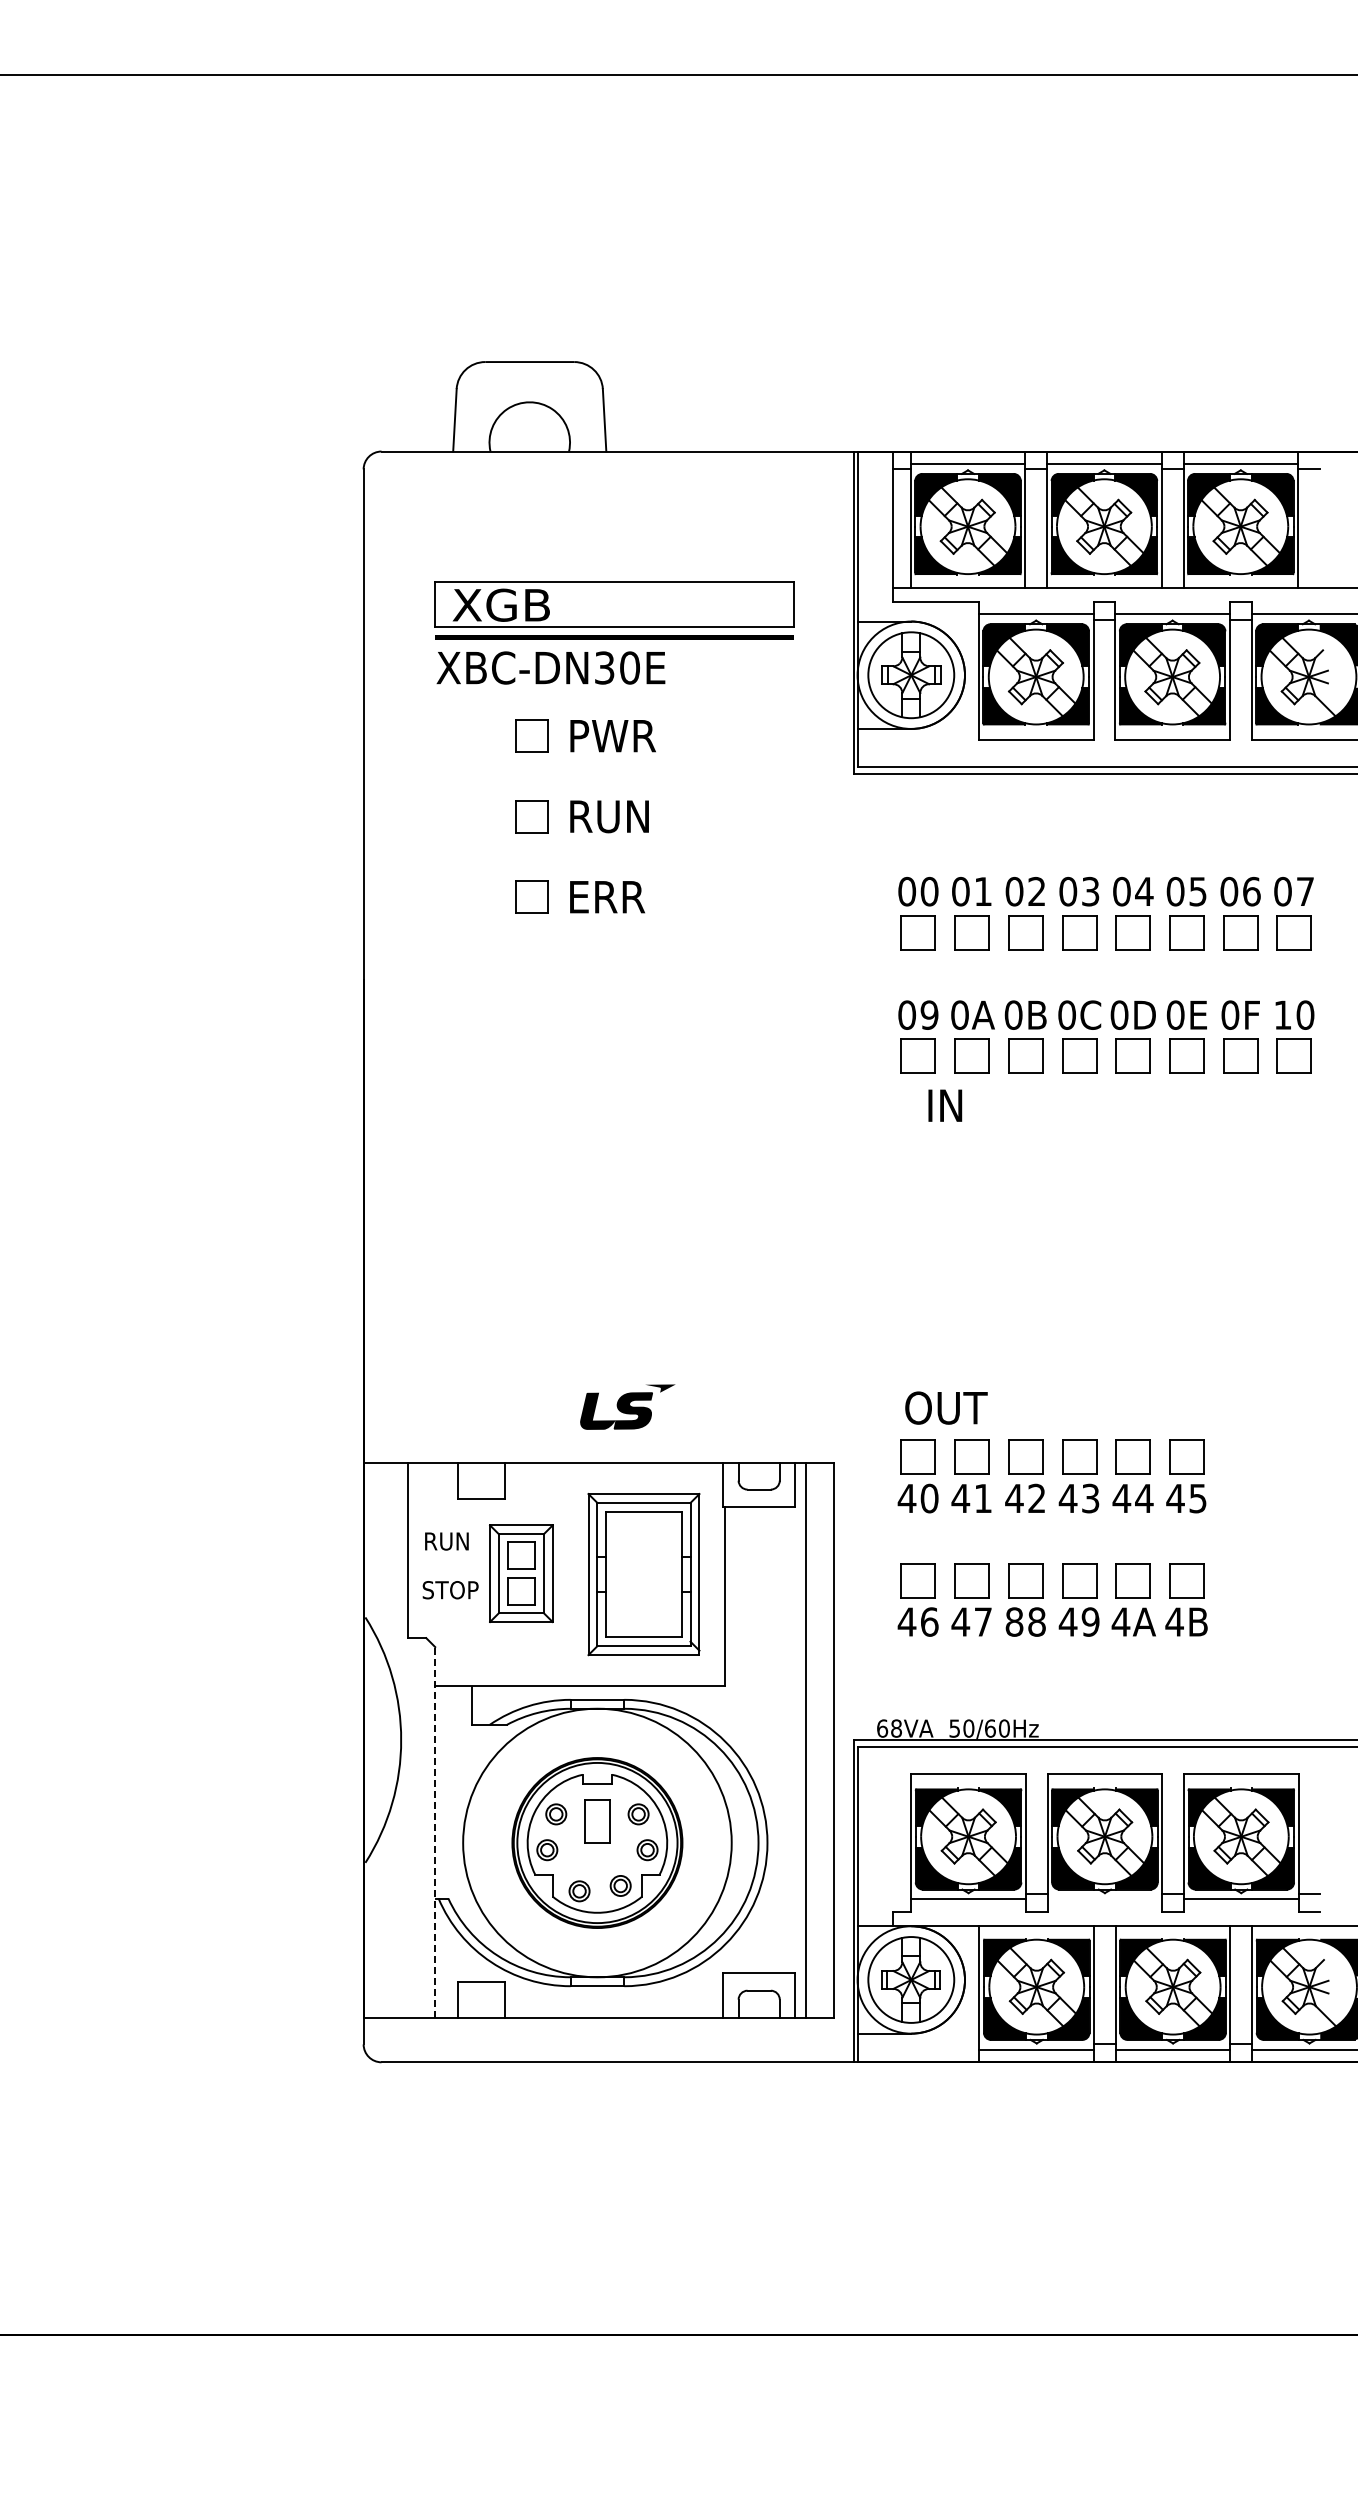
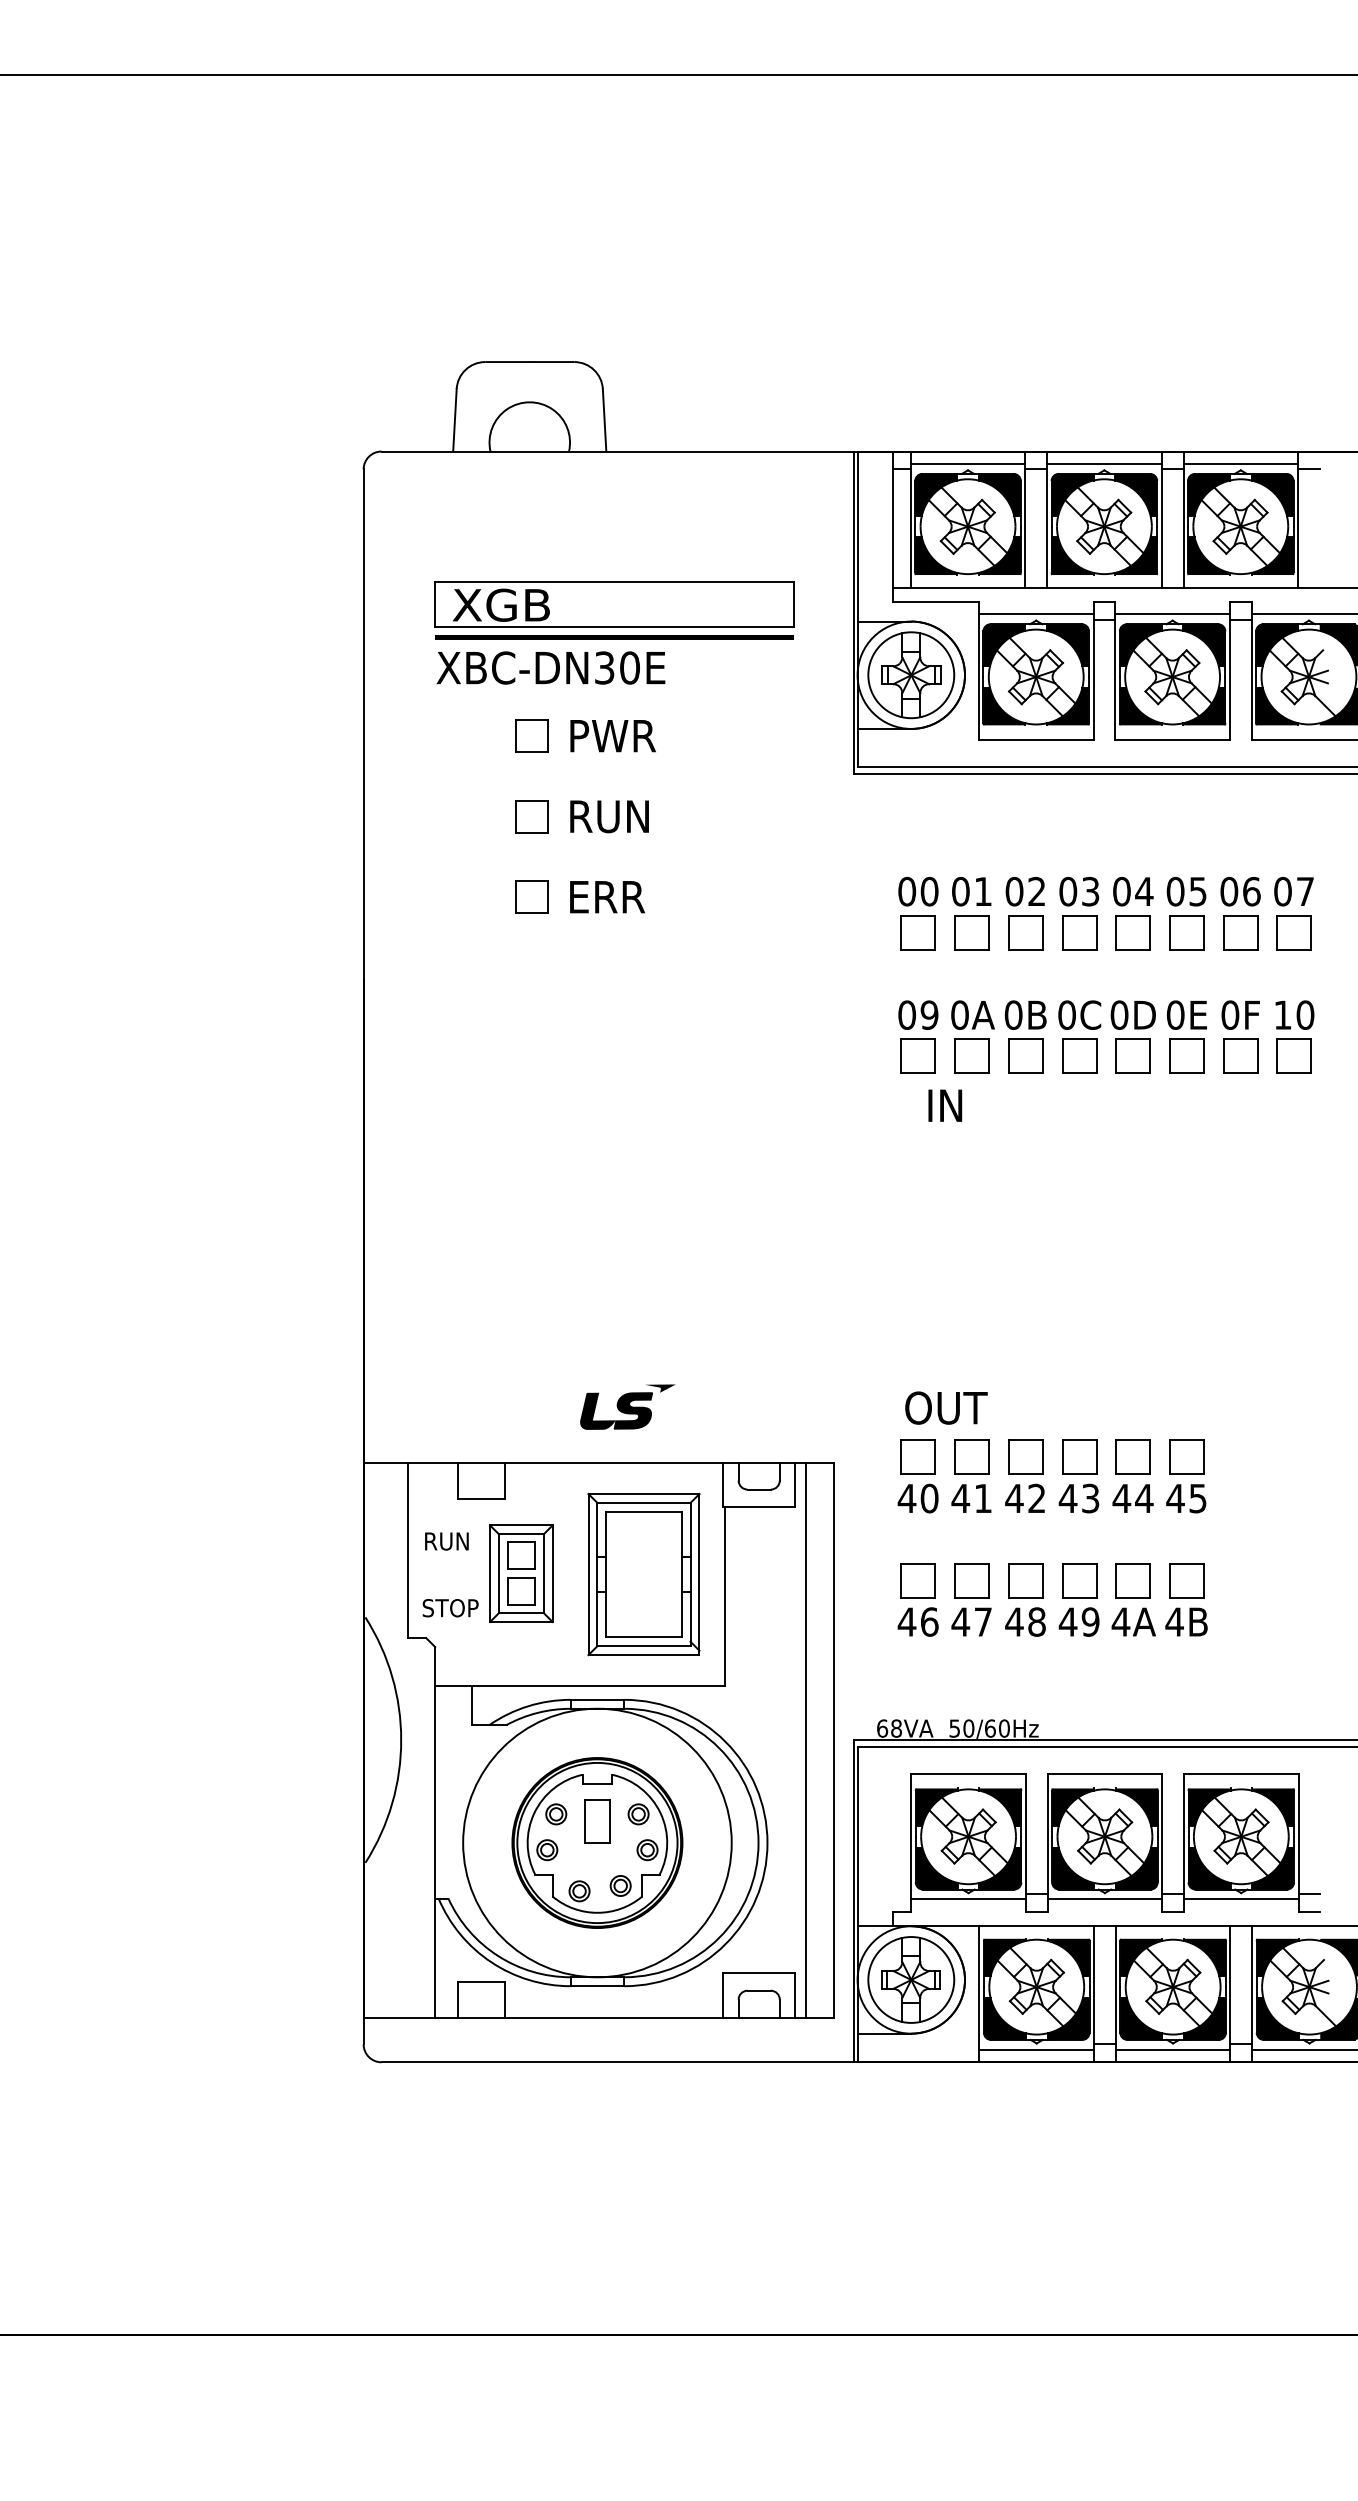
text position: (450, 1590) -> (450, 1608) (450, 1608)
text: 88 -> 48 (1014, 1621)
line: dashed -> solid (435, 1831)
line: none -> present (1104, 1899)
